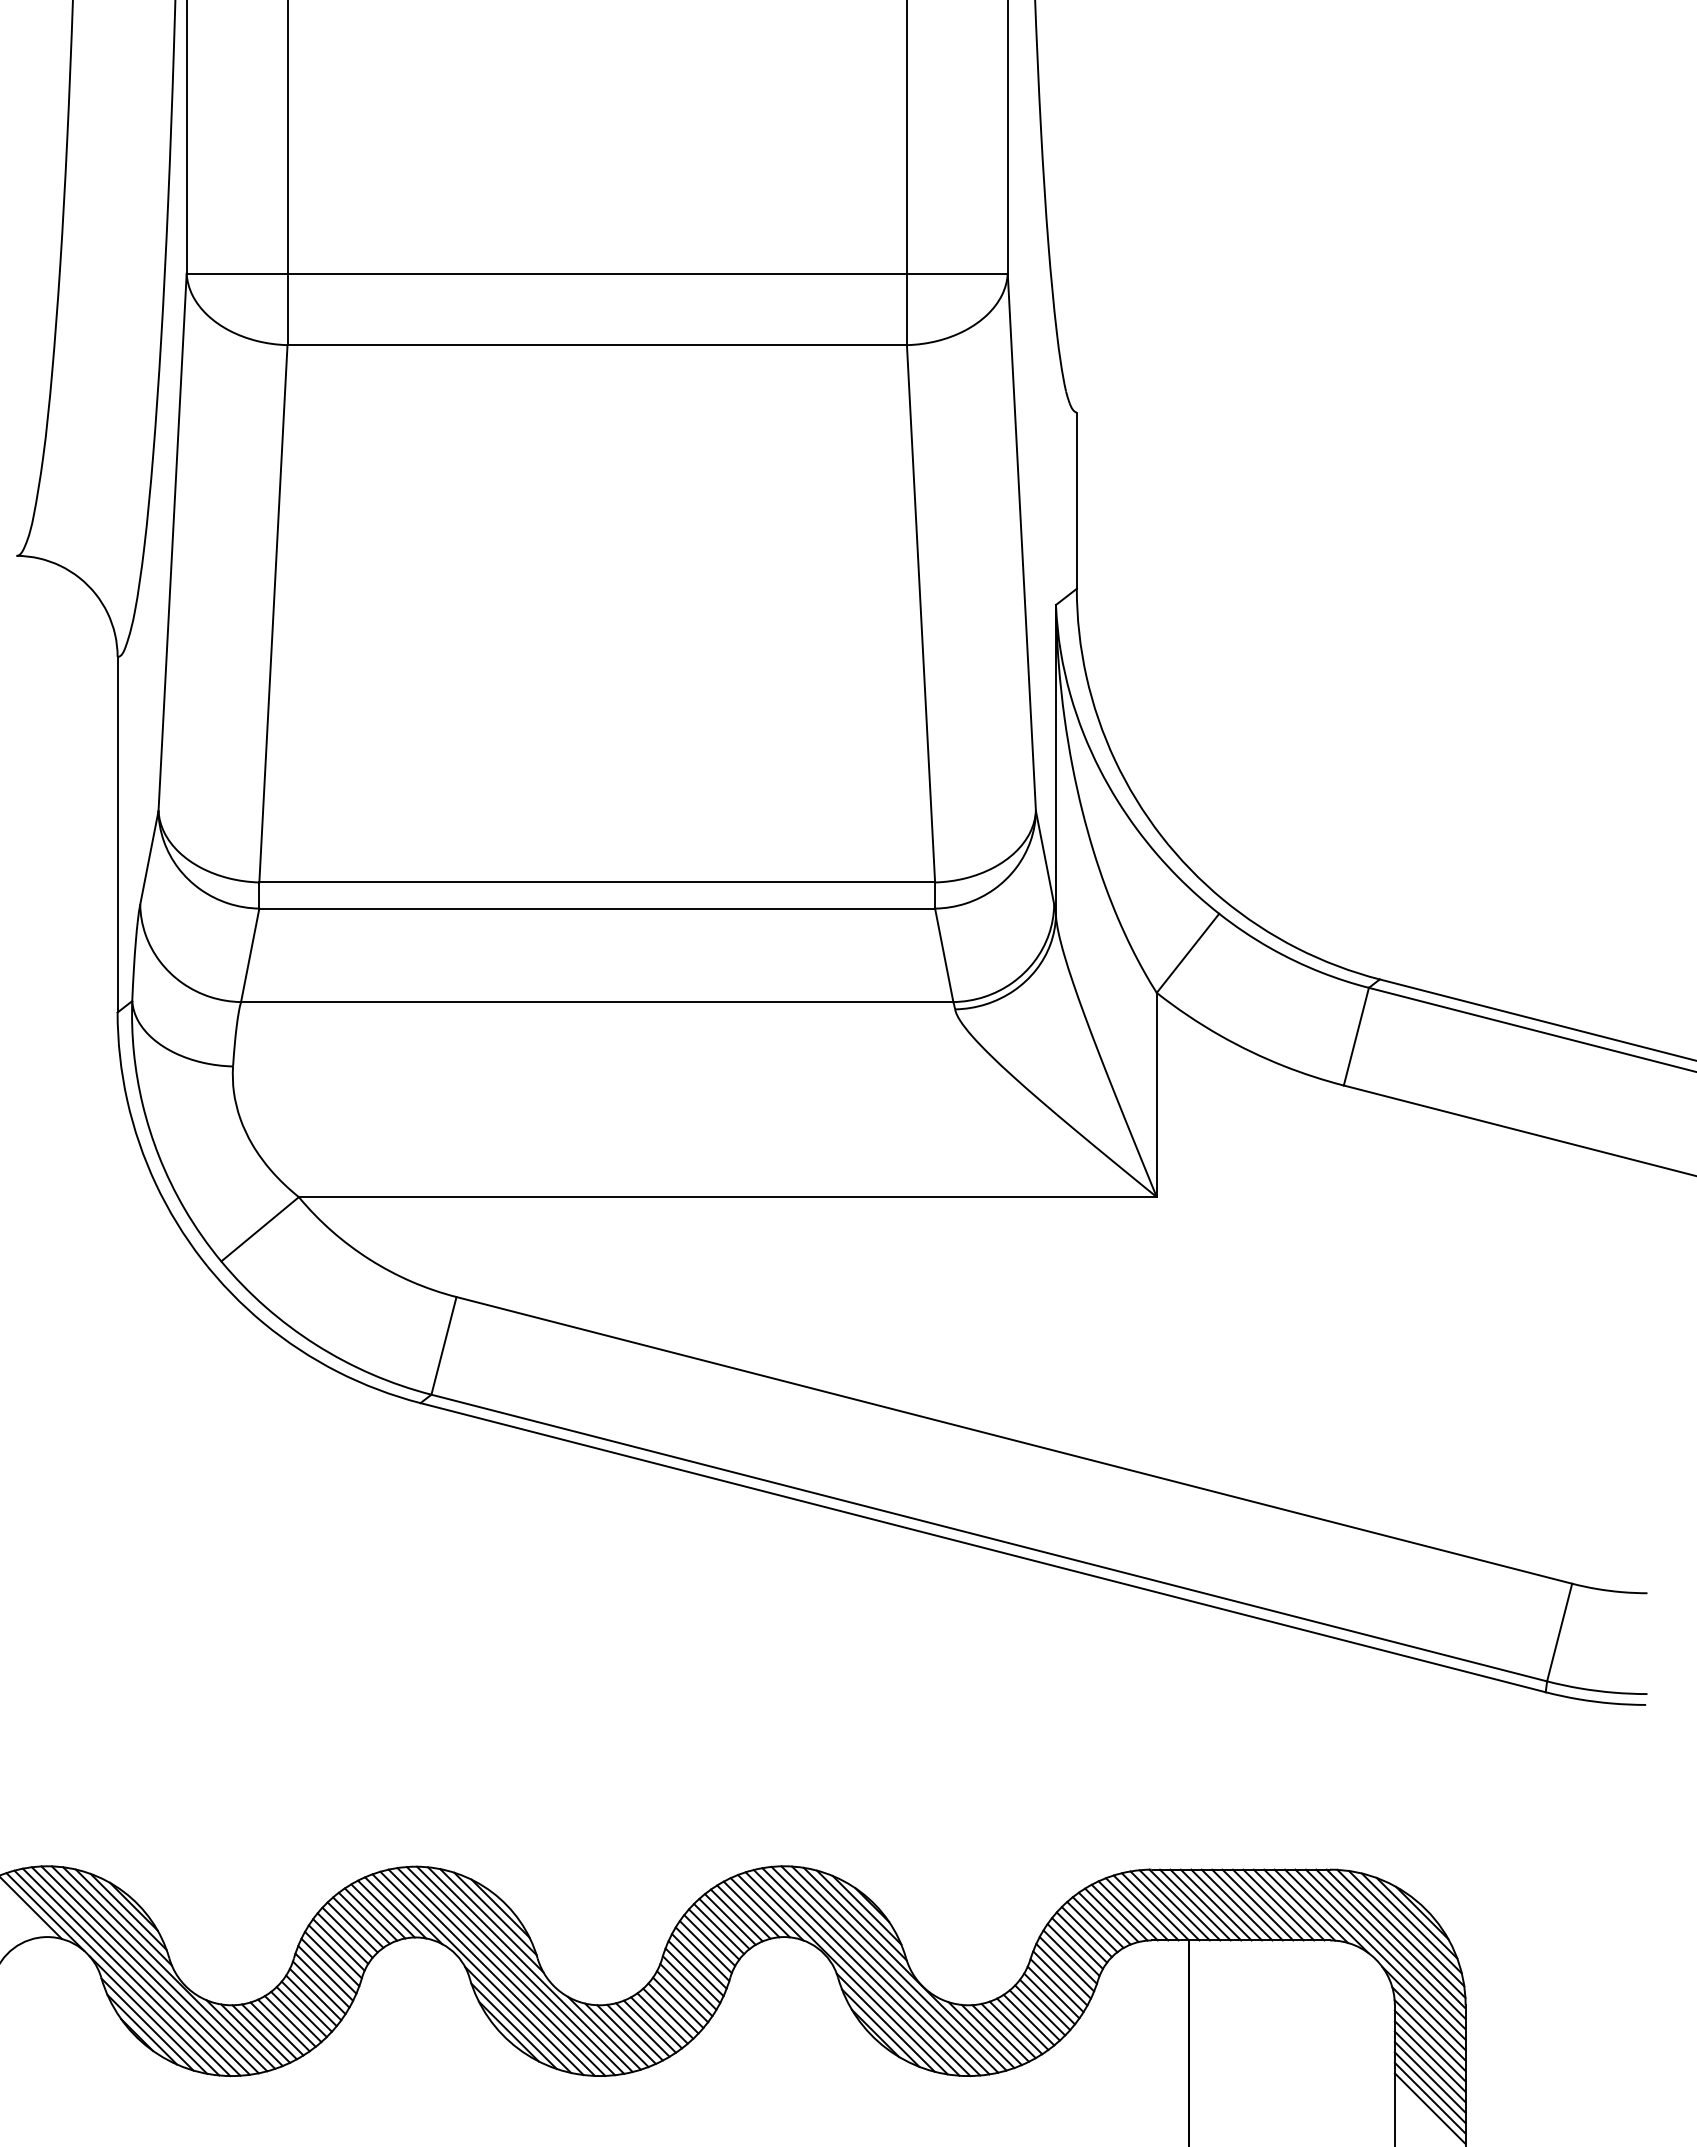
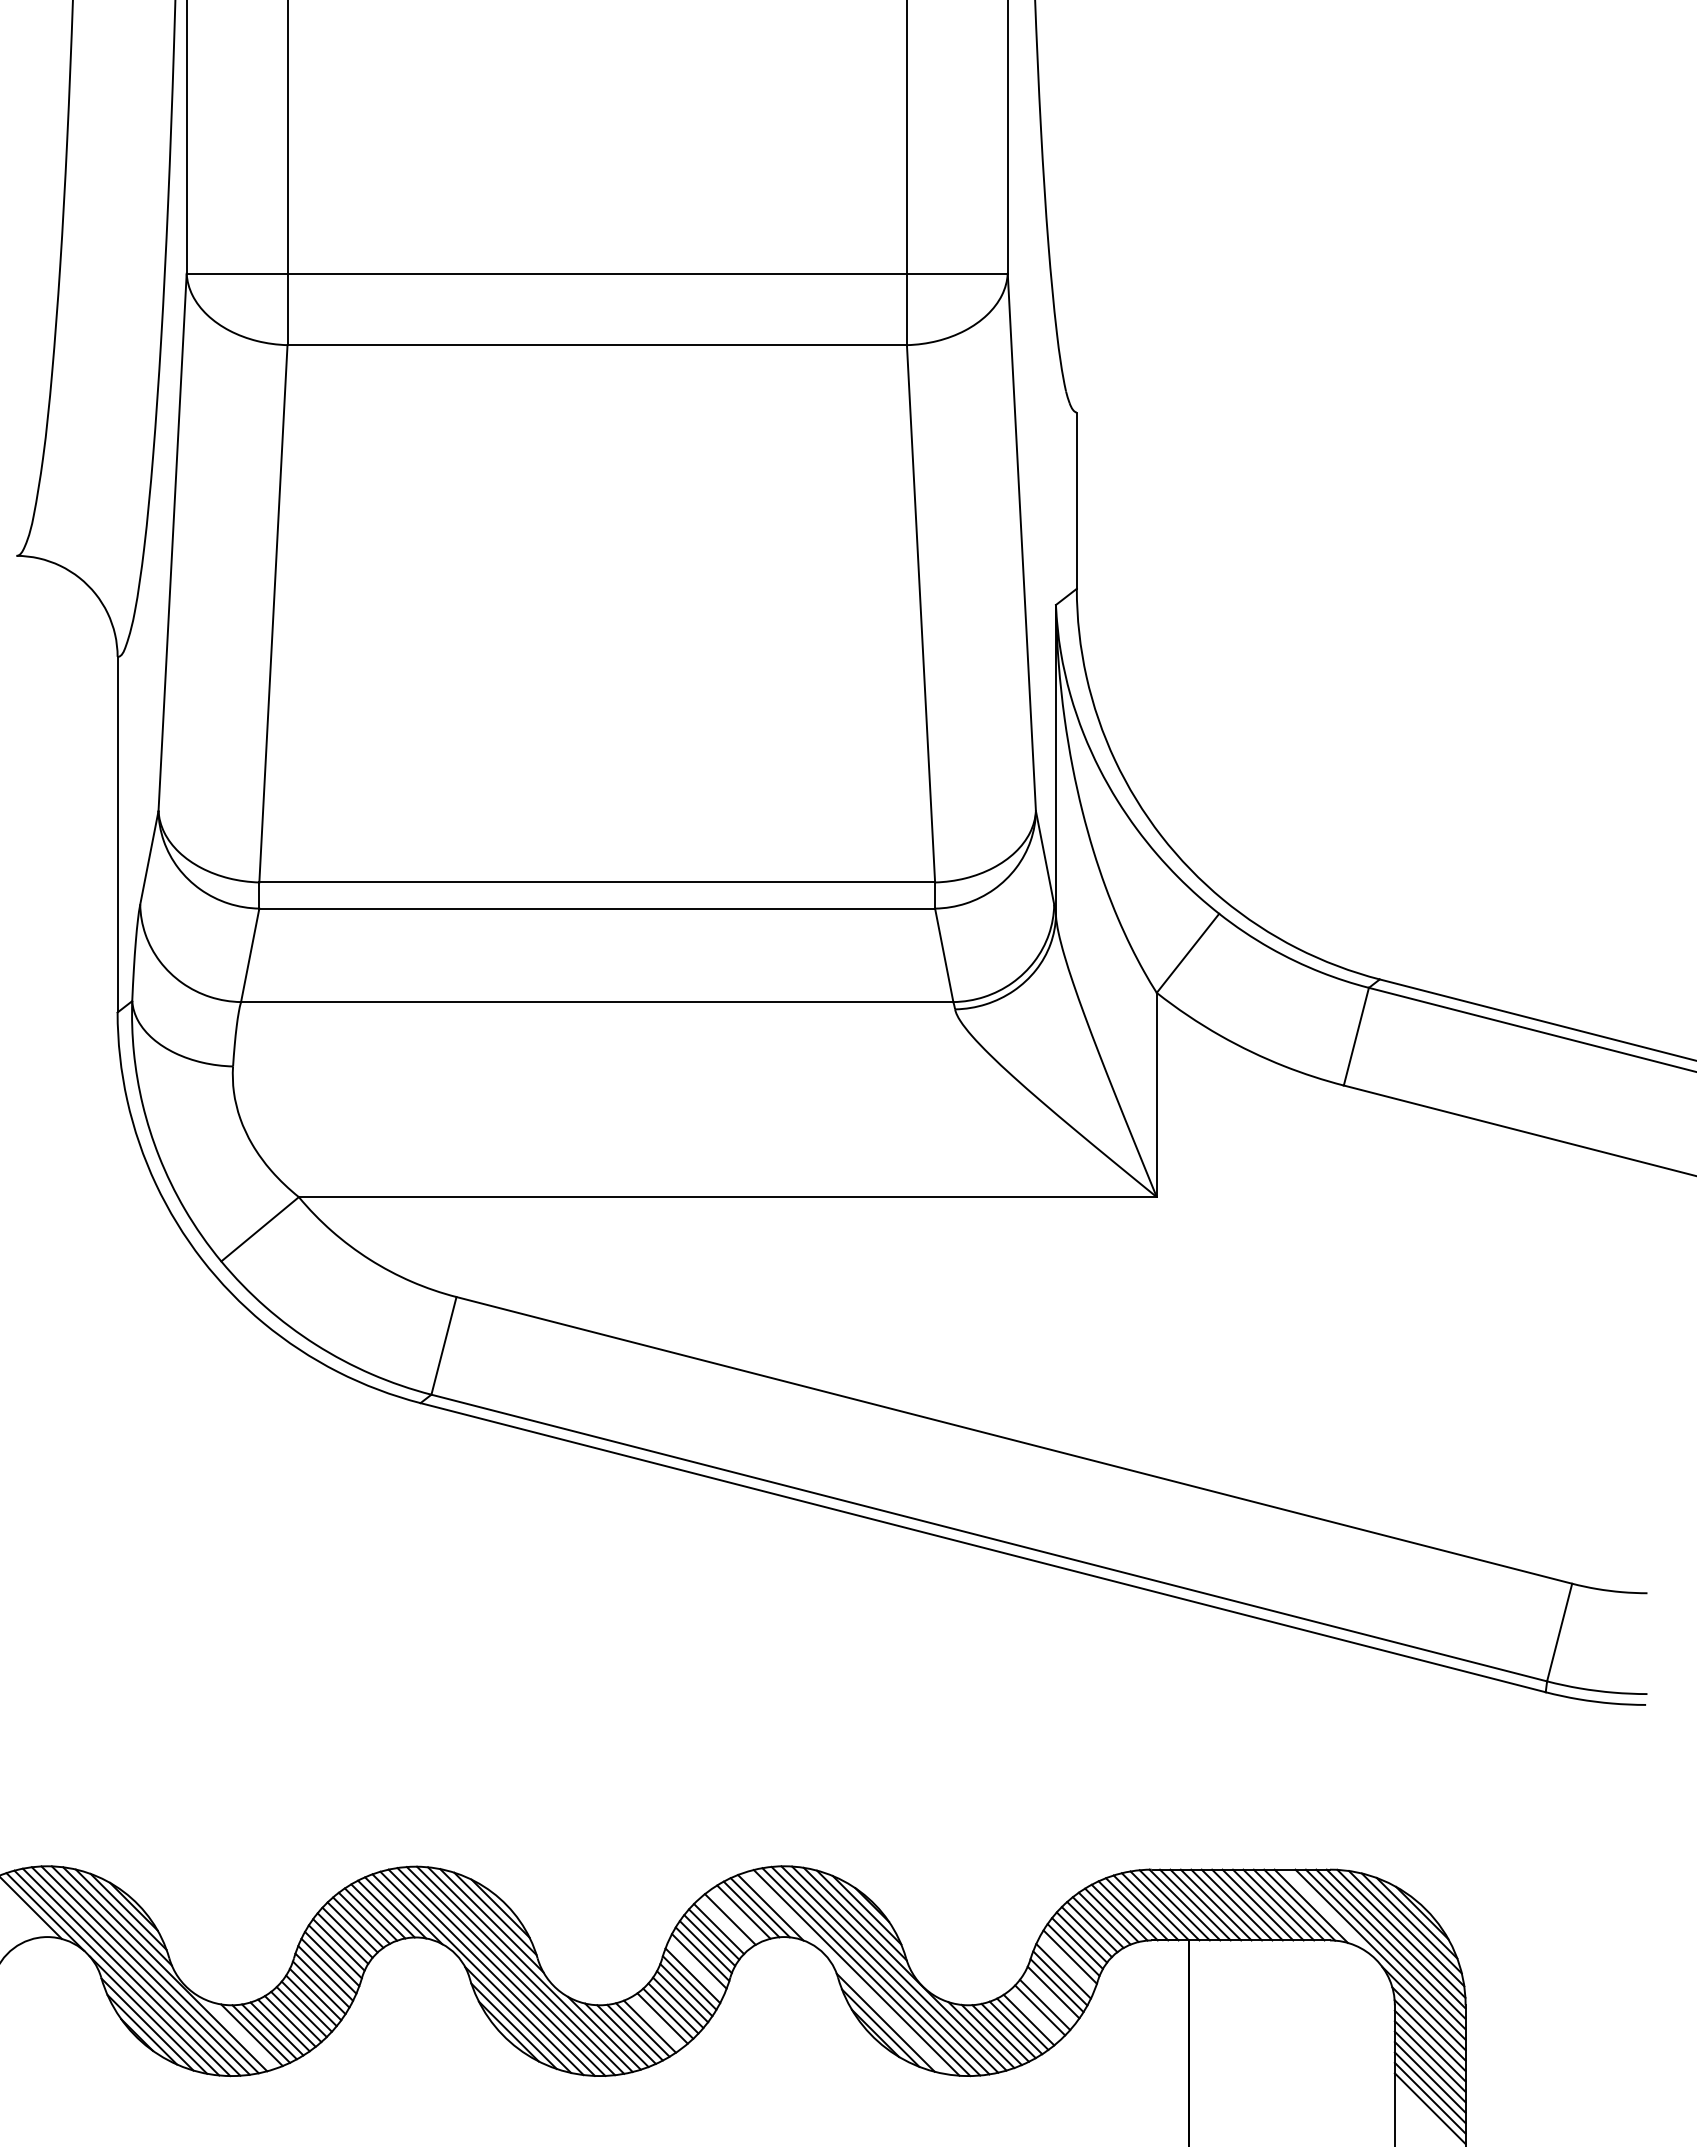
line: present -> none (1326, 1911)
line: present -> none (736, 1915)
line: present -> none (724, 1923)
line: present -> none (1066, 1964)
line: present -> none (695, 1968)
line: present -> none (846, 1973)
line: present -> none (1049, 1998)
line: present -> none (1034, 2015)
line: present -> none (656, 2022)
line: present -> none (240, 2034)
